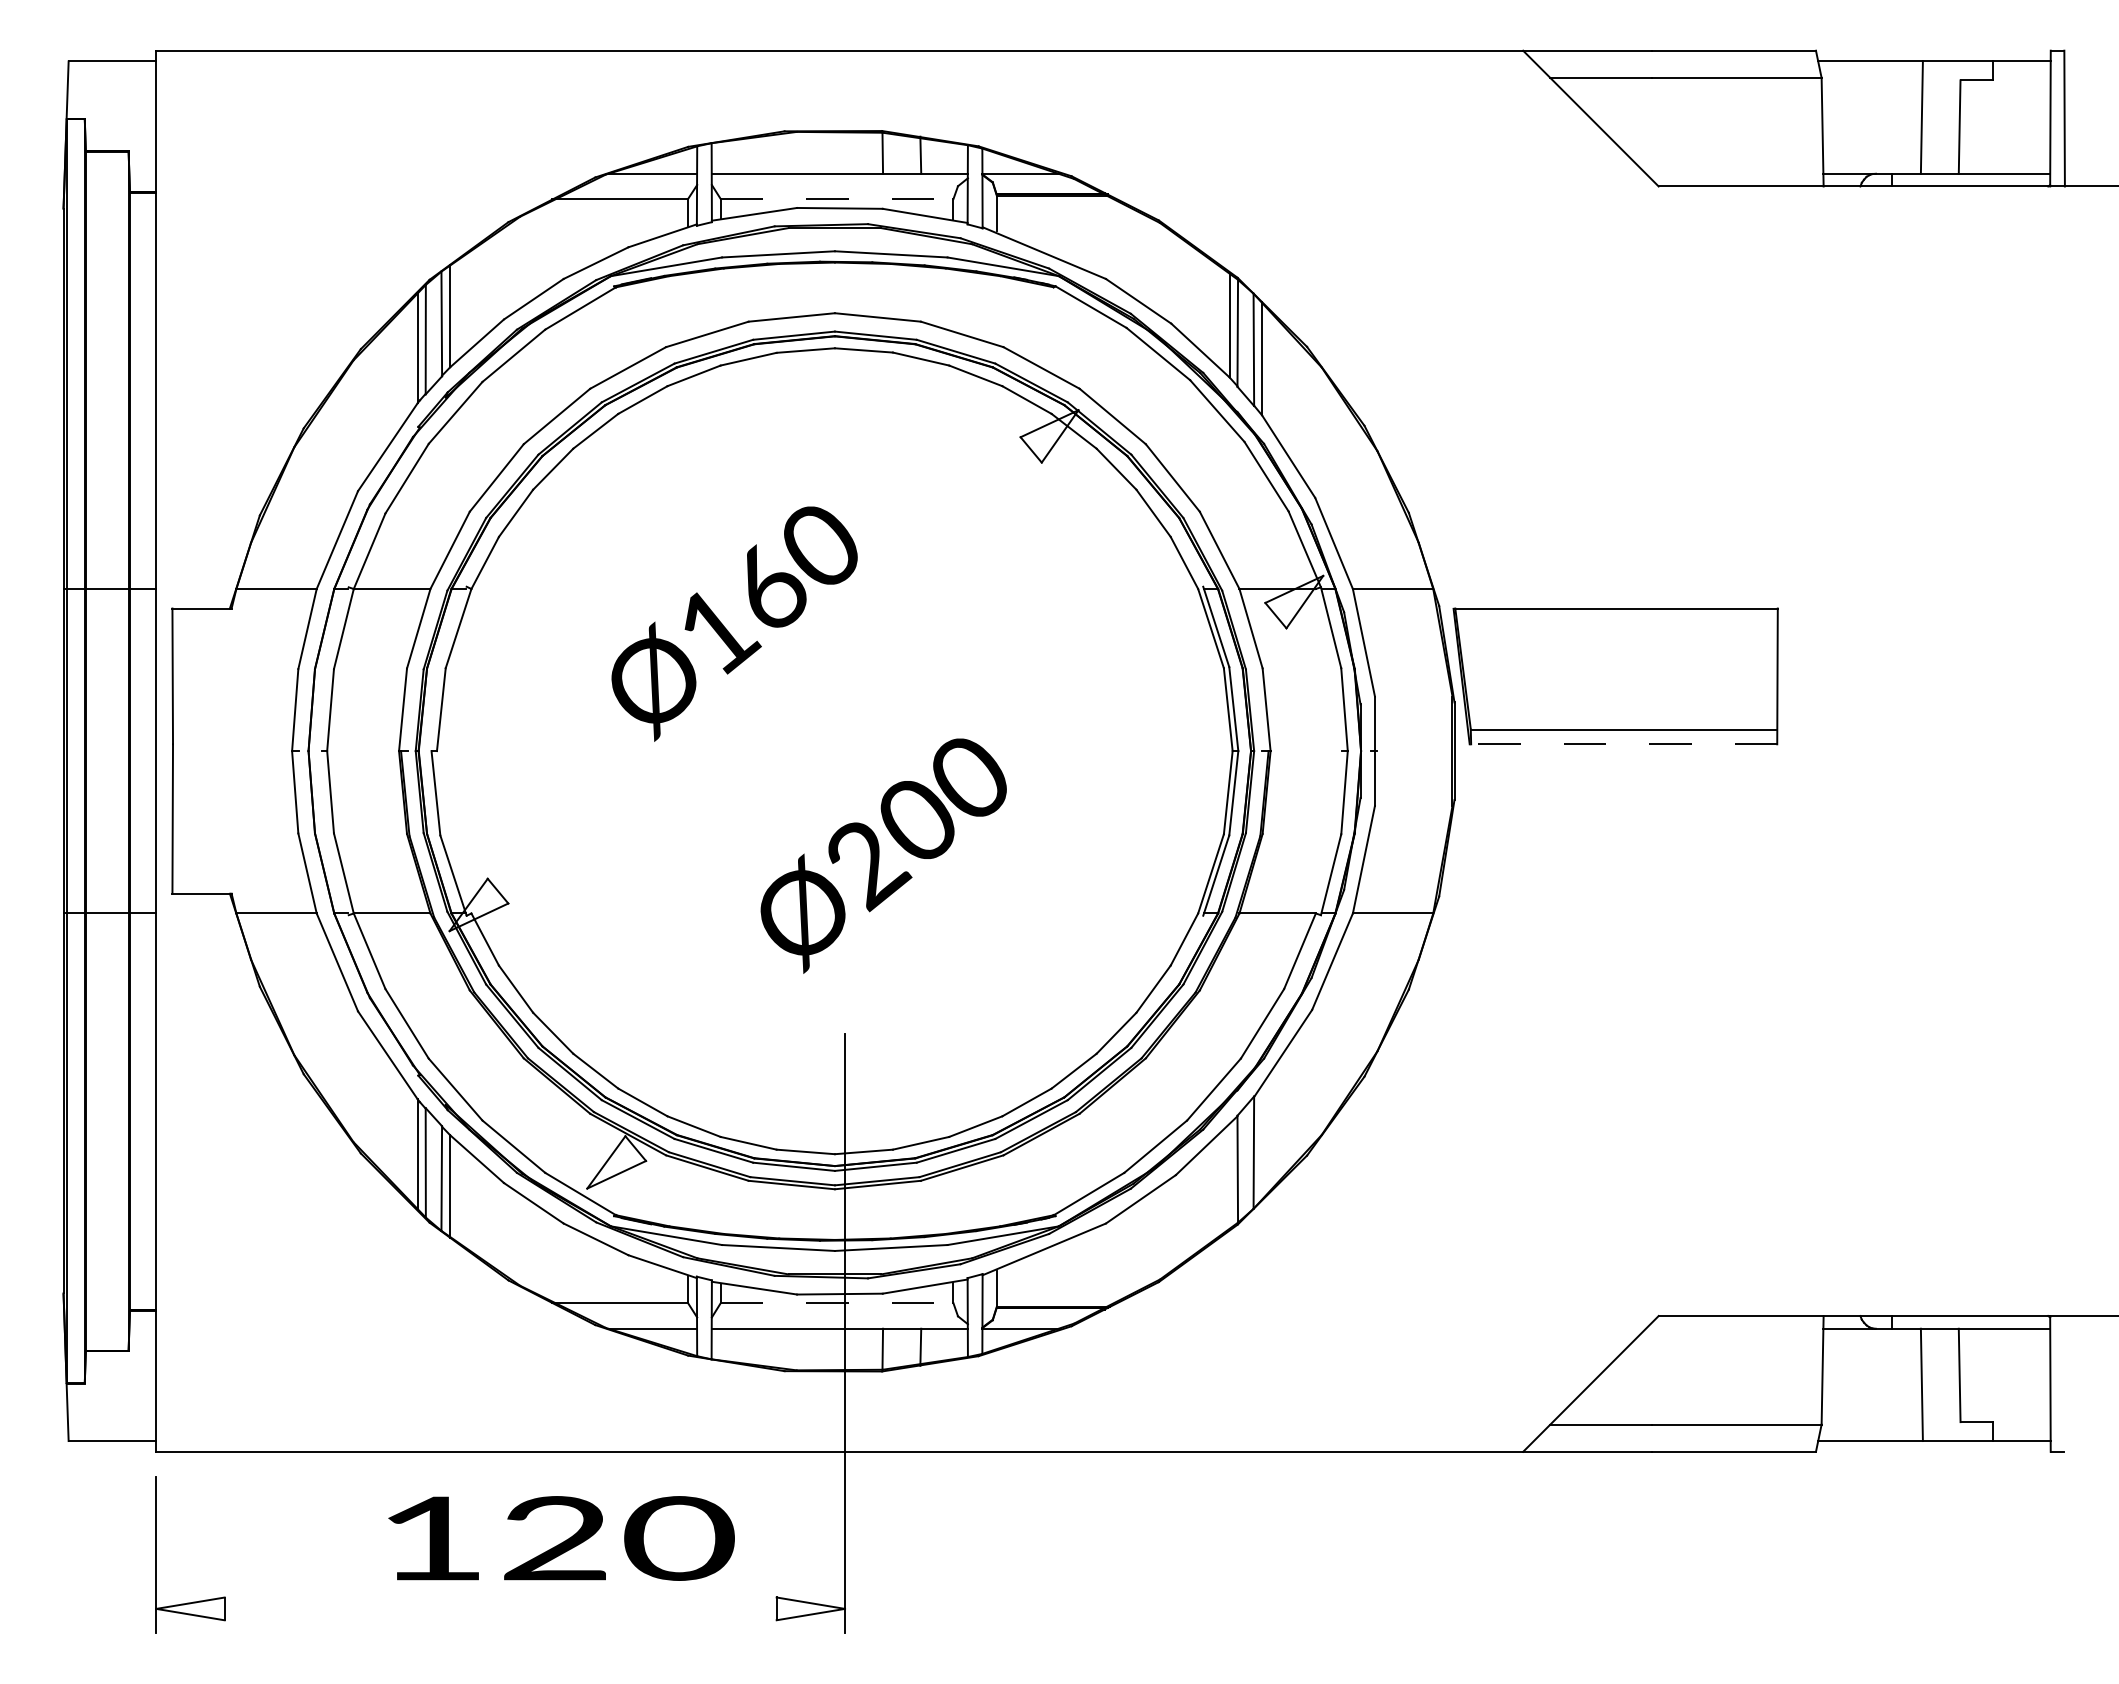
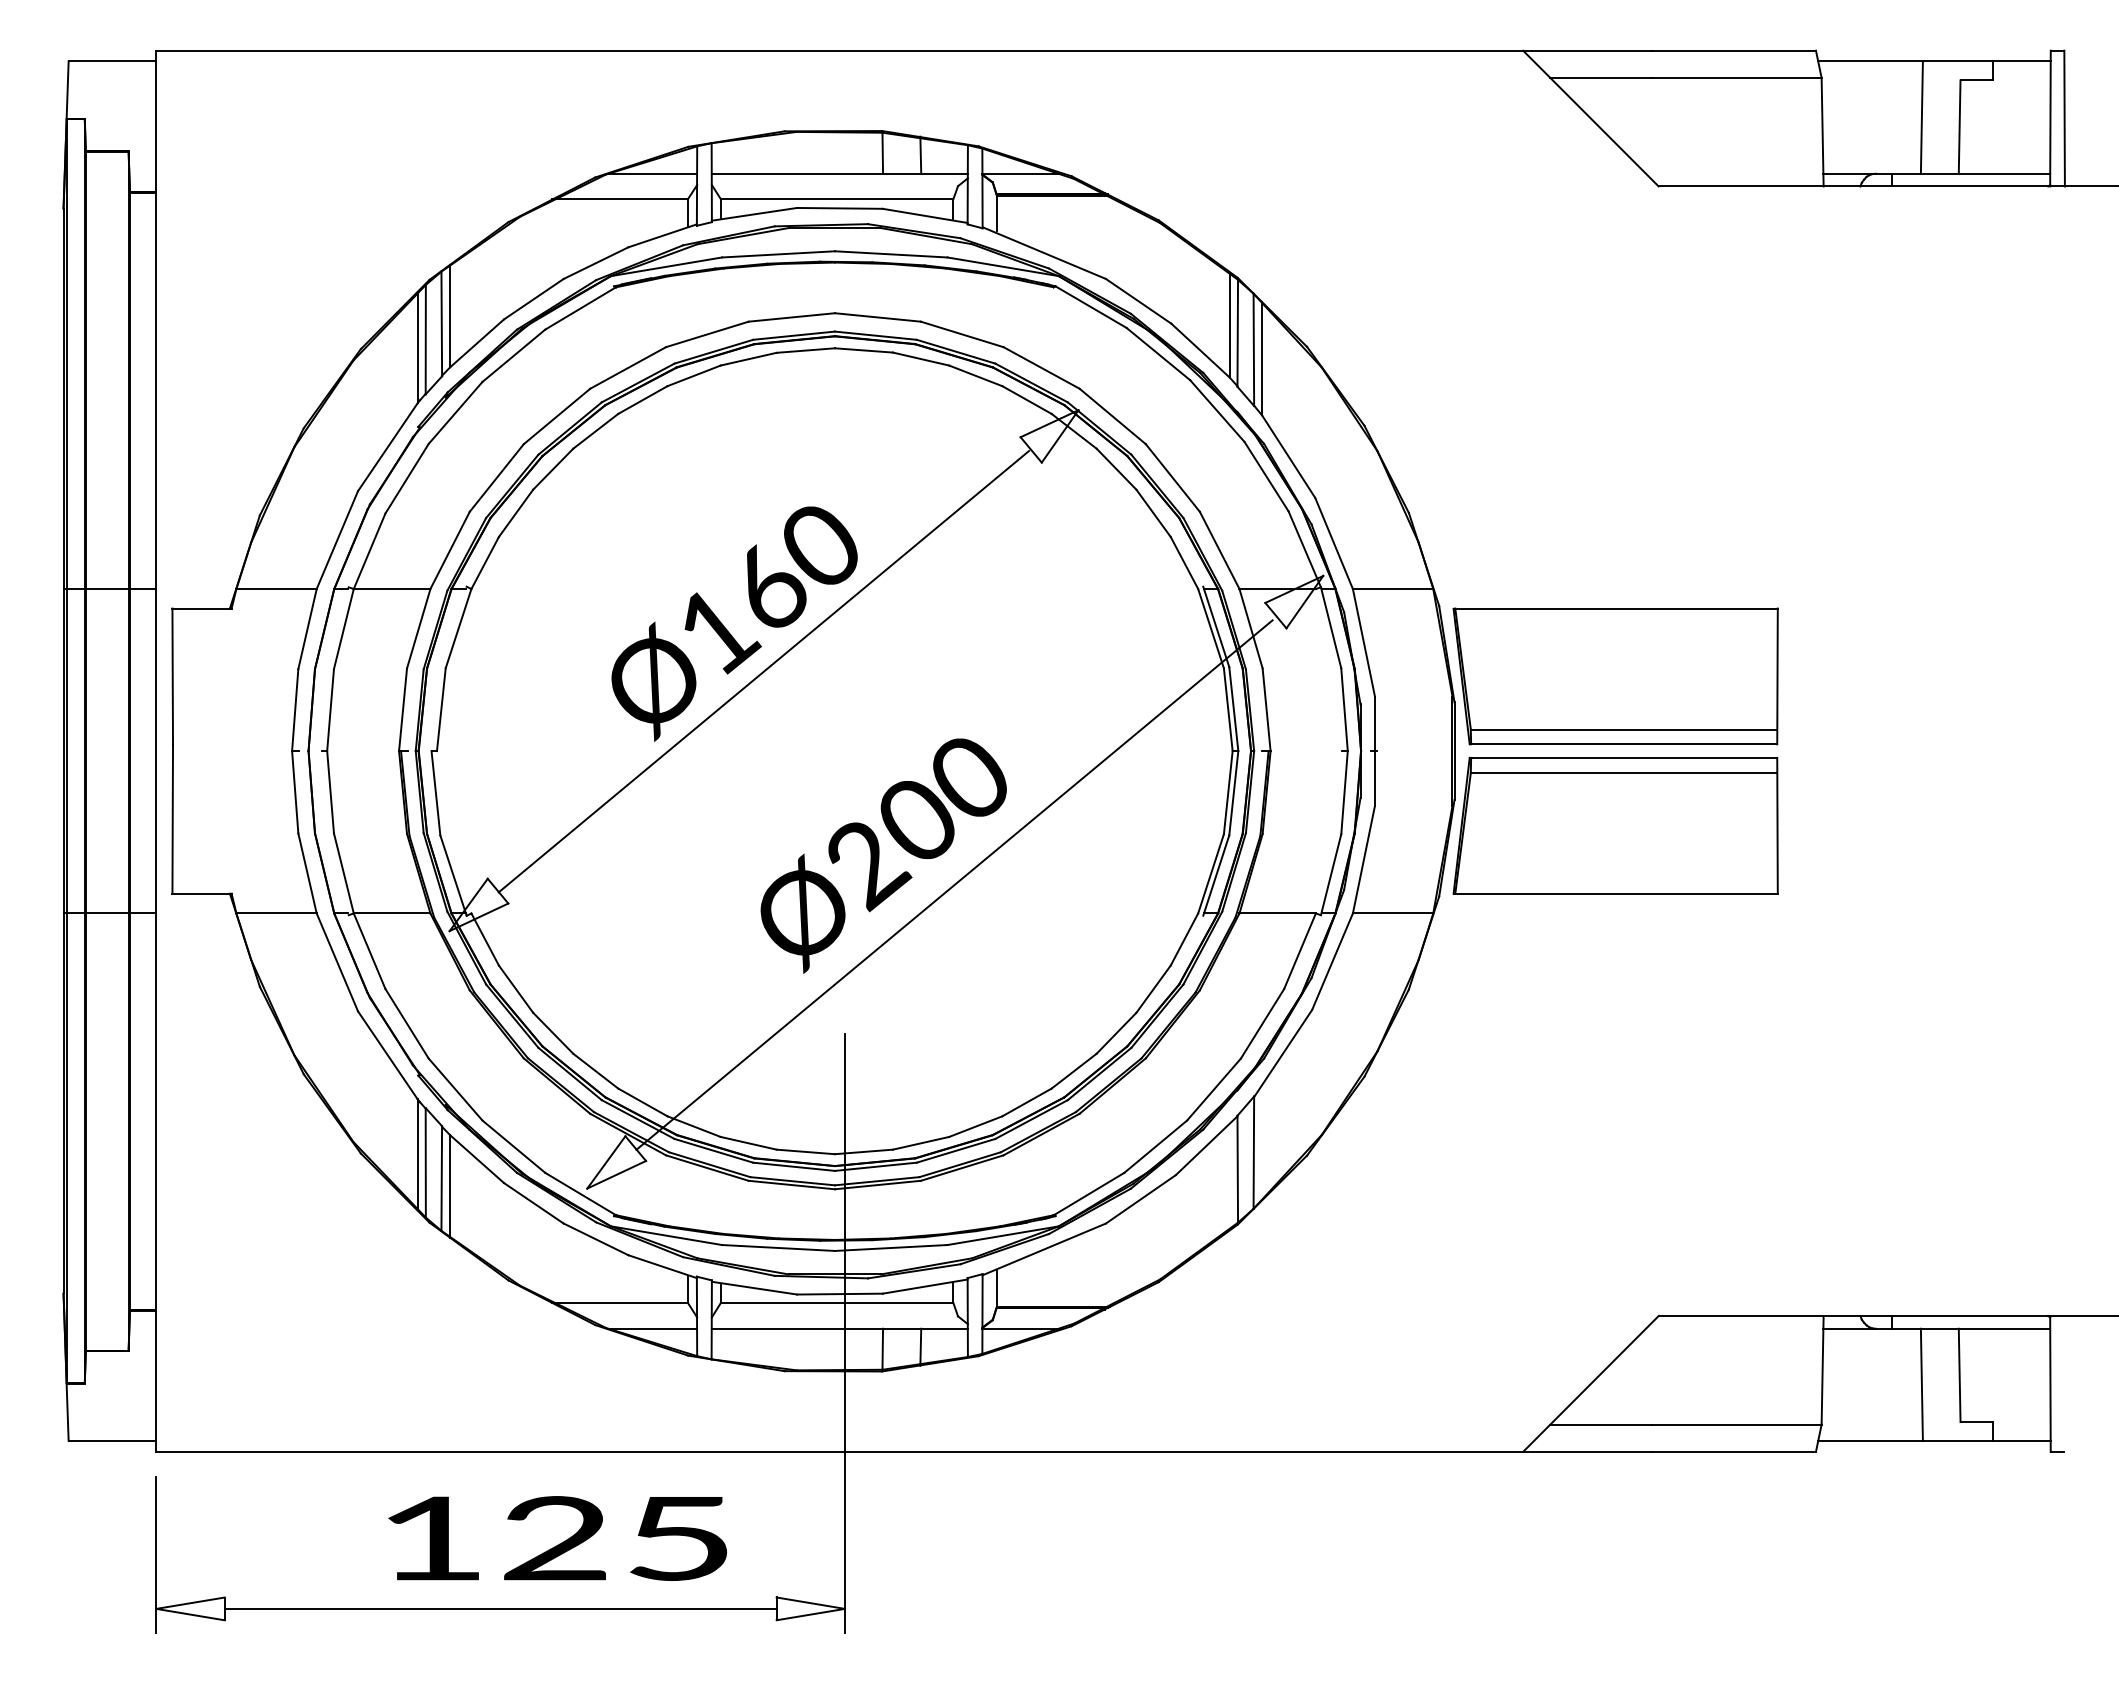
line: dashed -> solid (837, 198)
line: none -> present (763, 671)
line: dashed -> solid (1623, 744)
part: none -> present (1615, 825)
line: none -> present (954, 884)
line: dashed -> solid (837, 1303)
text: 120 -> 125 (679, 1538)
line: none -> present (500, 1608)
